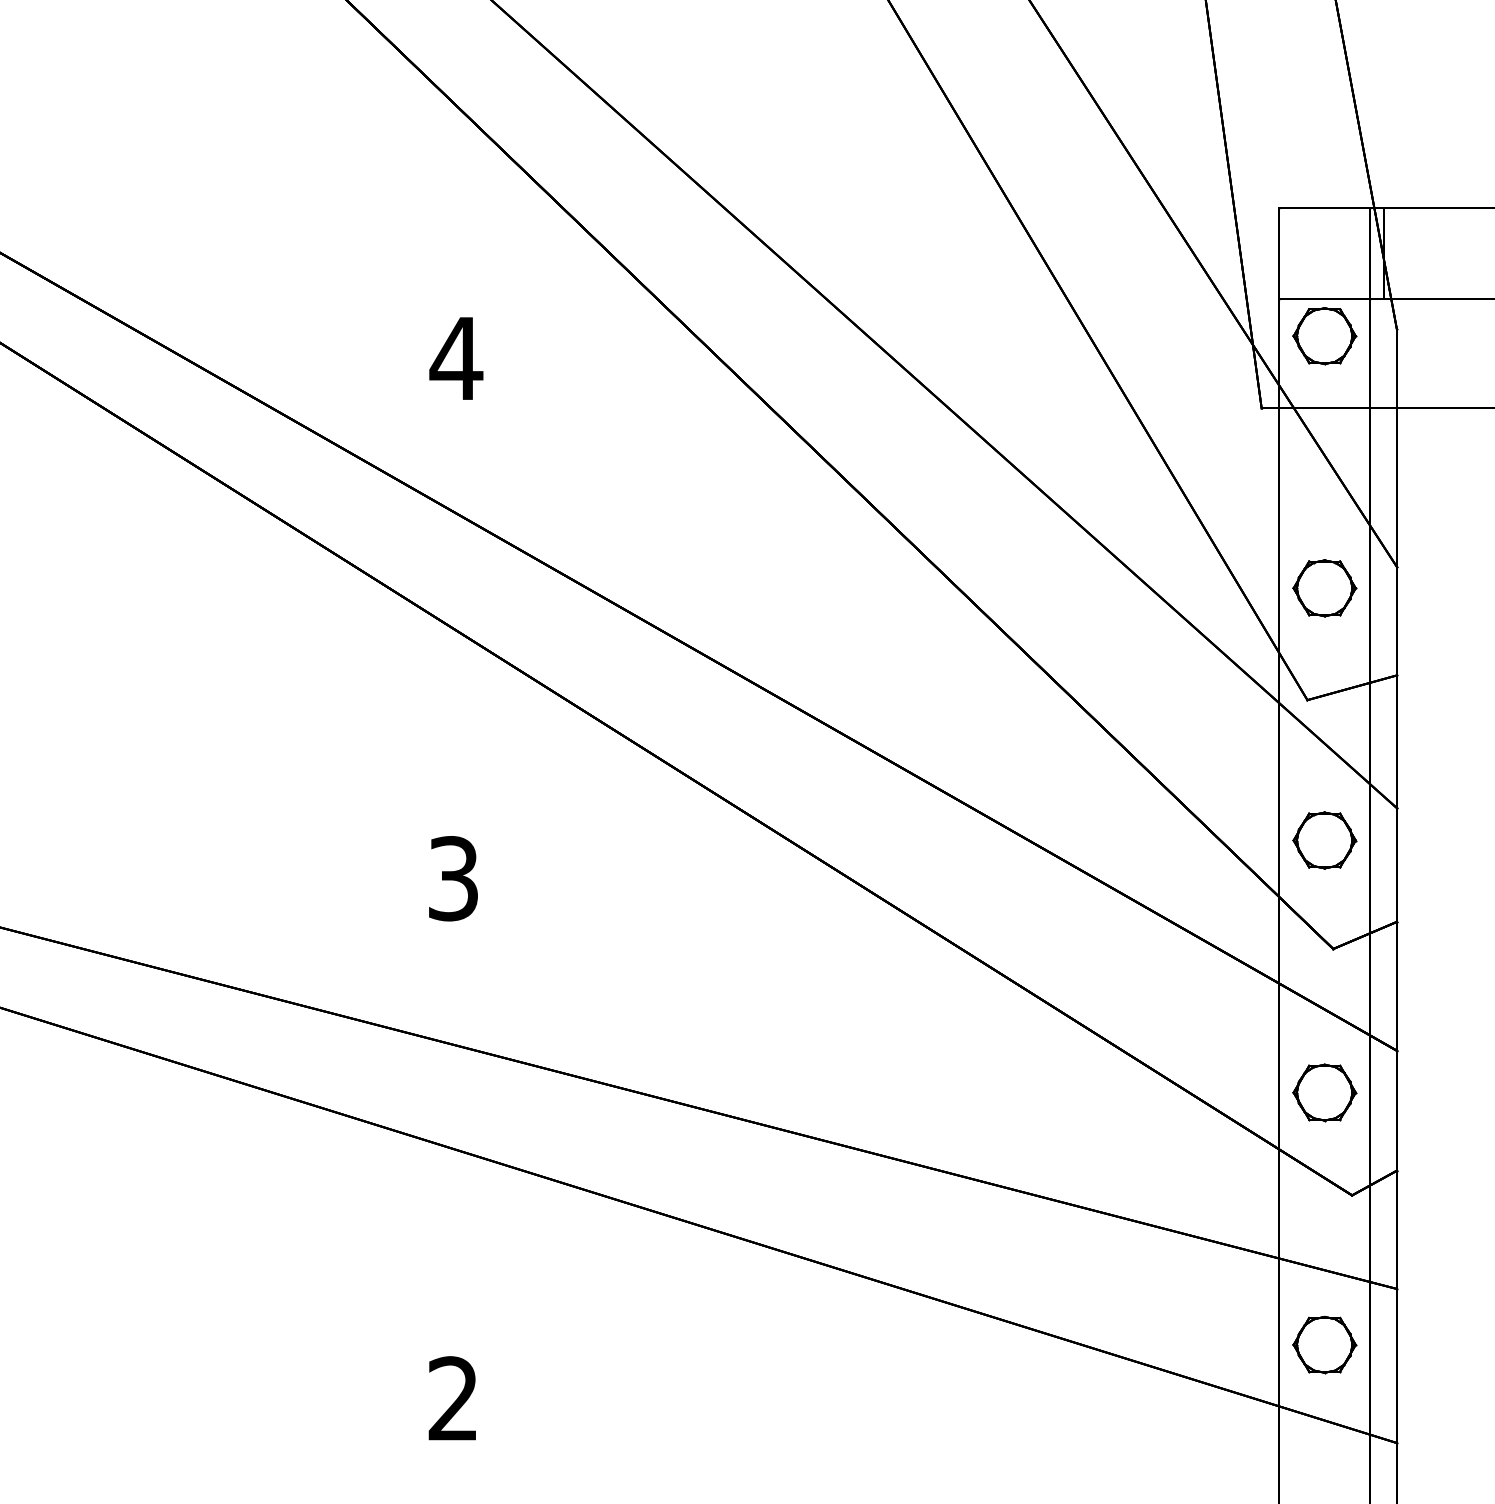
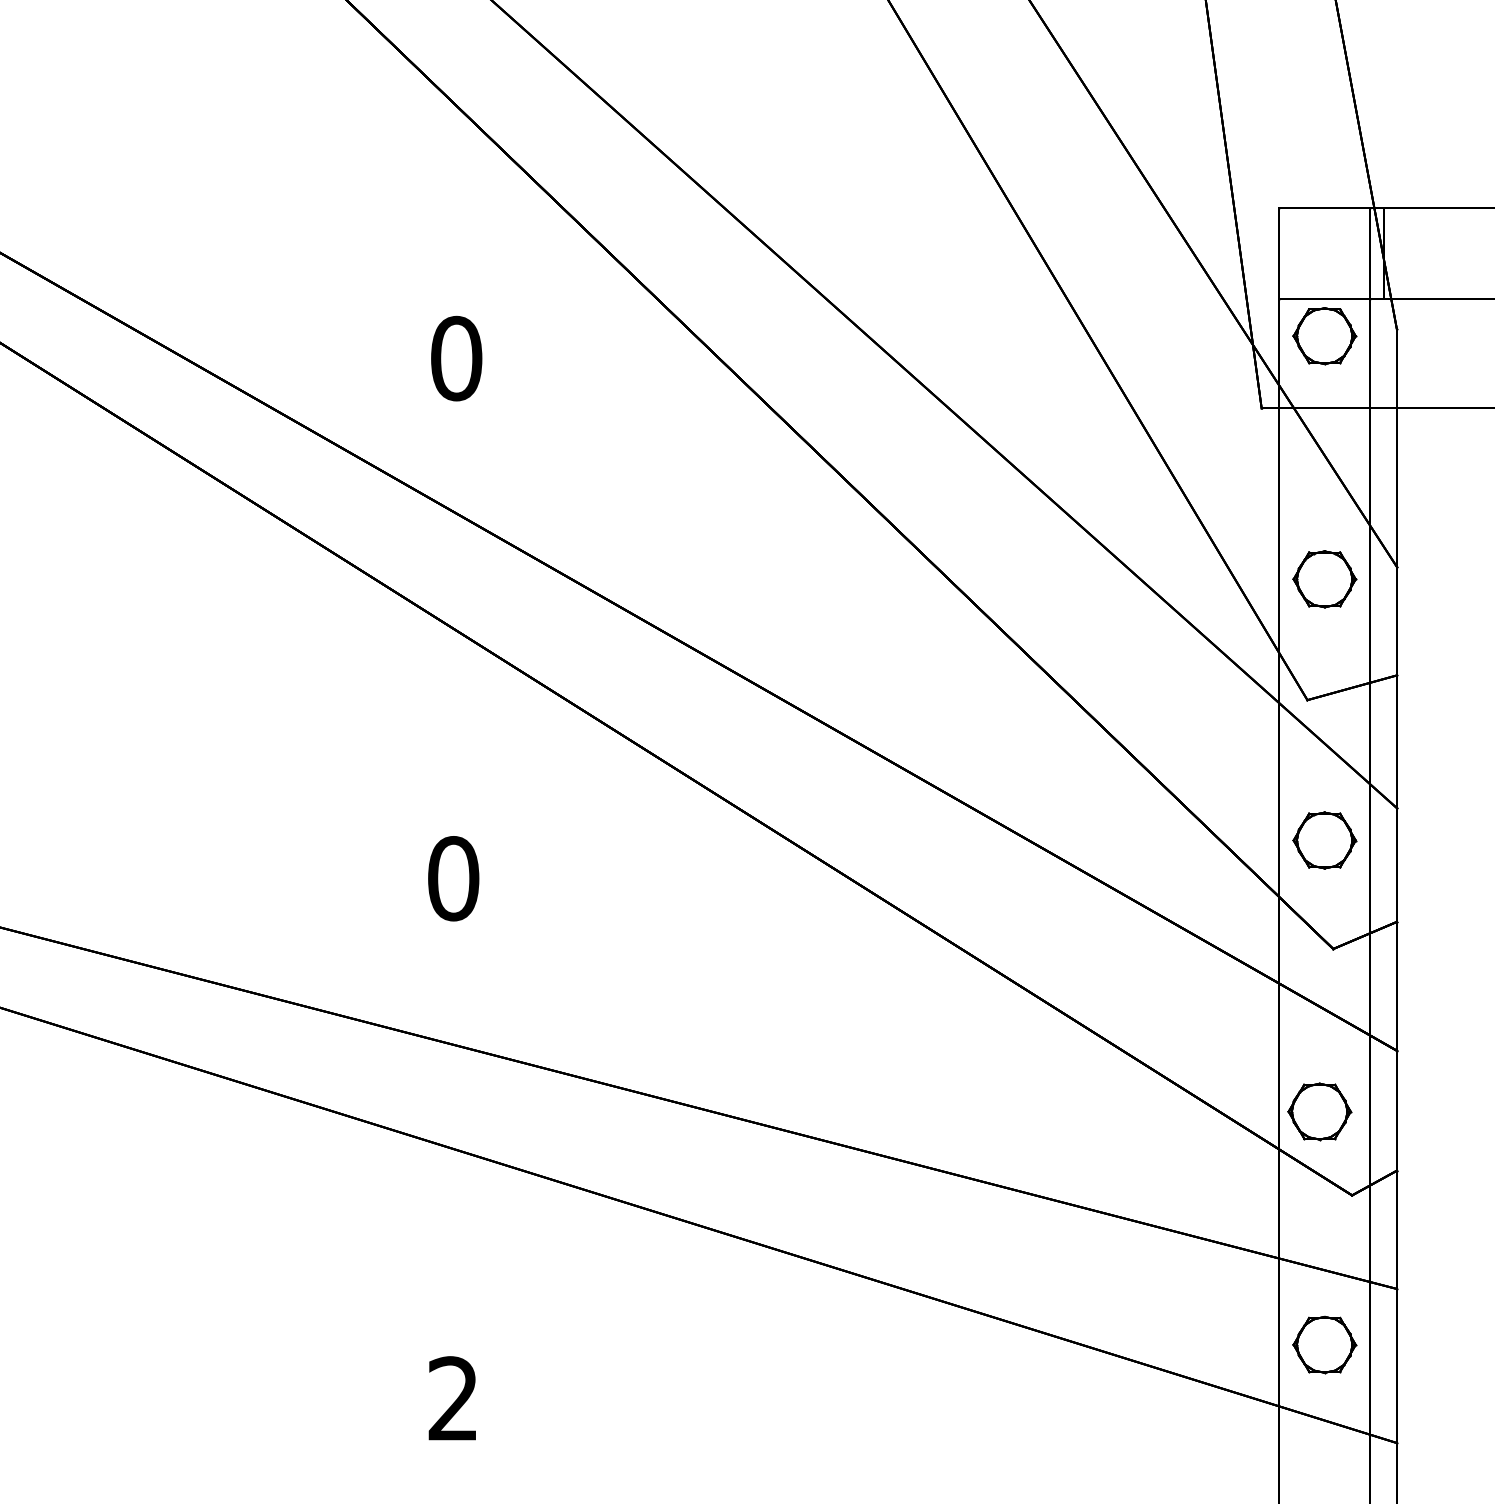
text: 4 -> 0 (456, 358)
part position: (1324, 588) -> (1324, 579) (1324, 579)
text: 3 -> 0 (453, 878)
part position: (1324, 1092) -> (1319, 1111) (1319, 1111)
